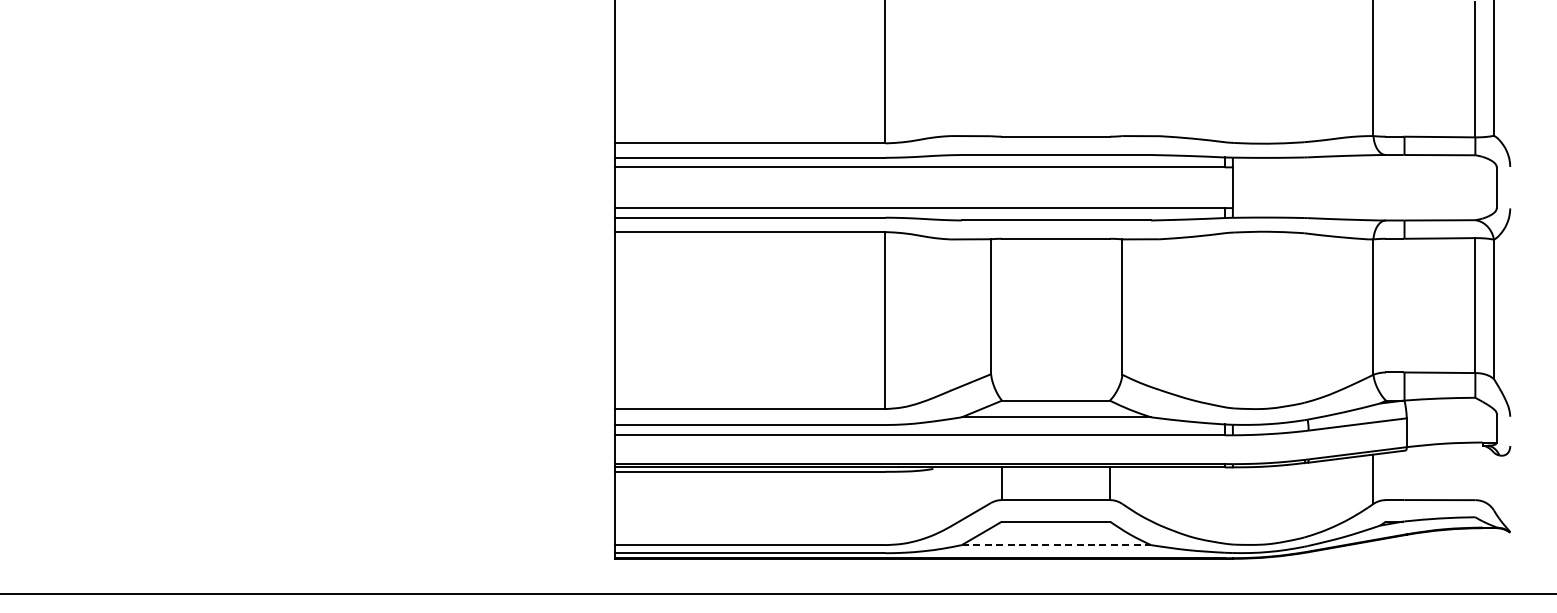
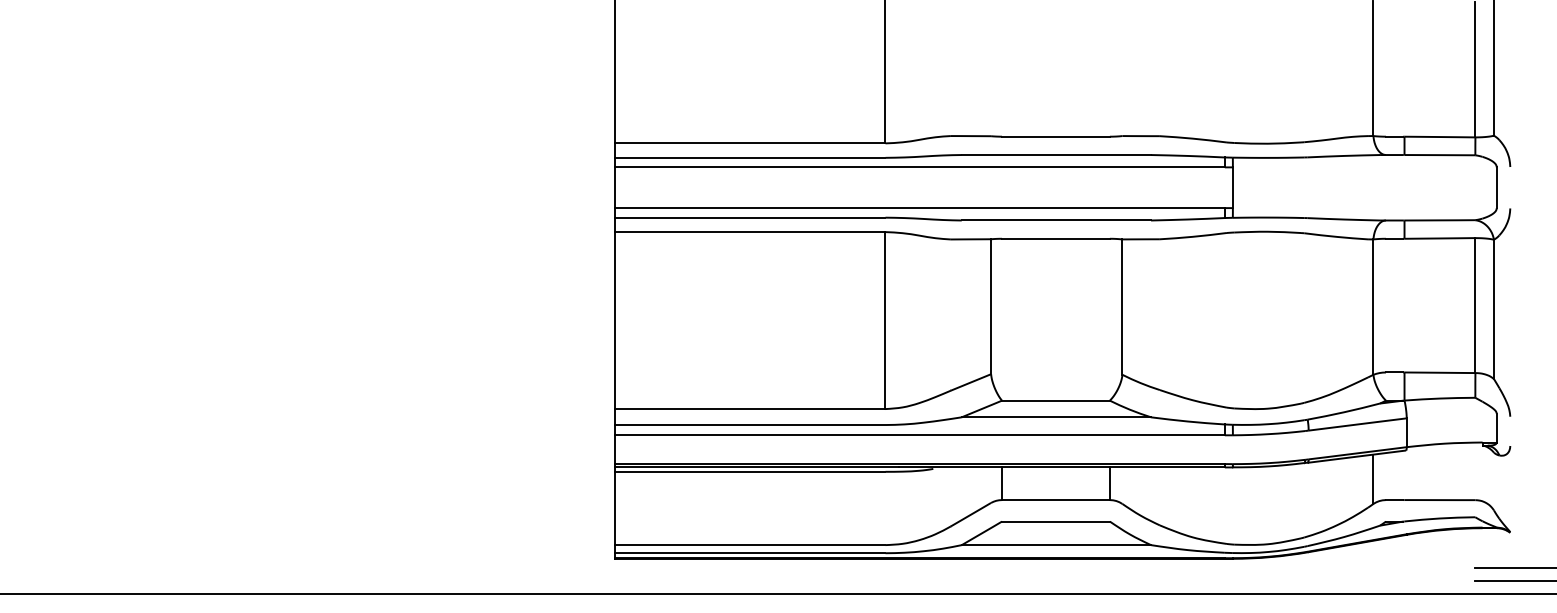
line: dashed -> solid (1056, 545)
line: none -> present (1513, 567)
line: none -> present (1513, 580)
